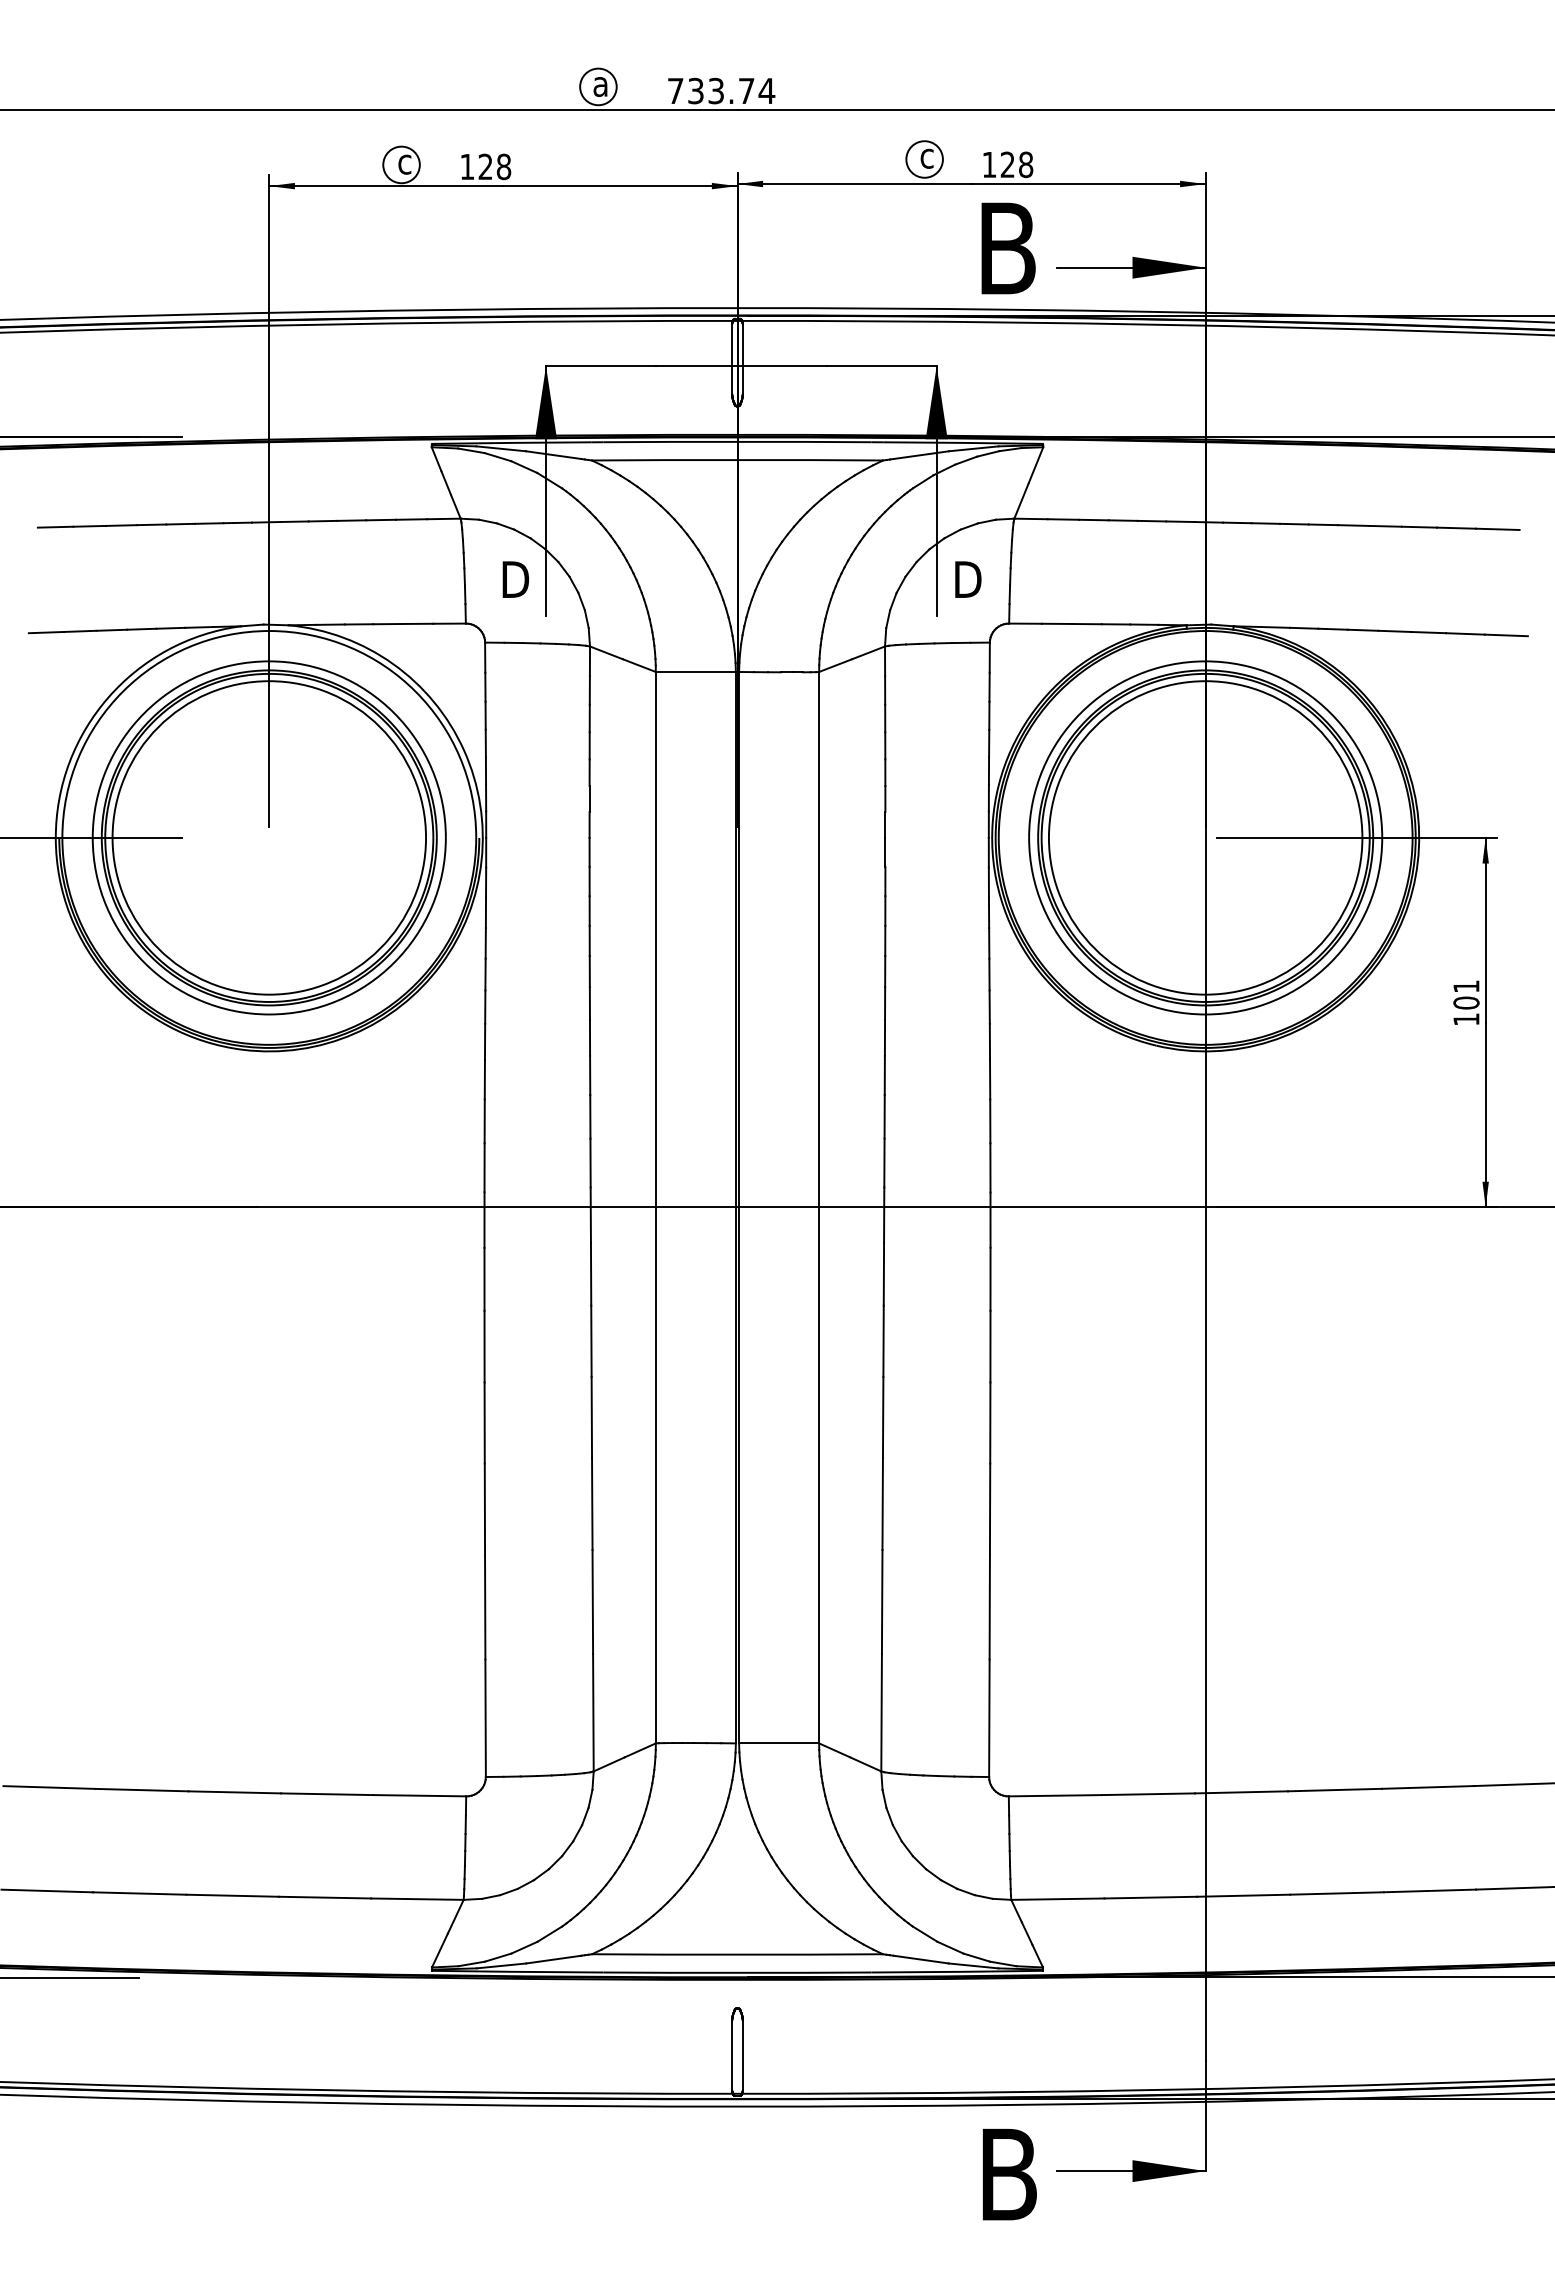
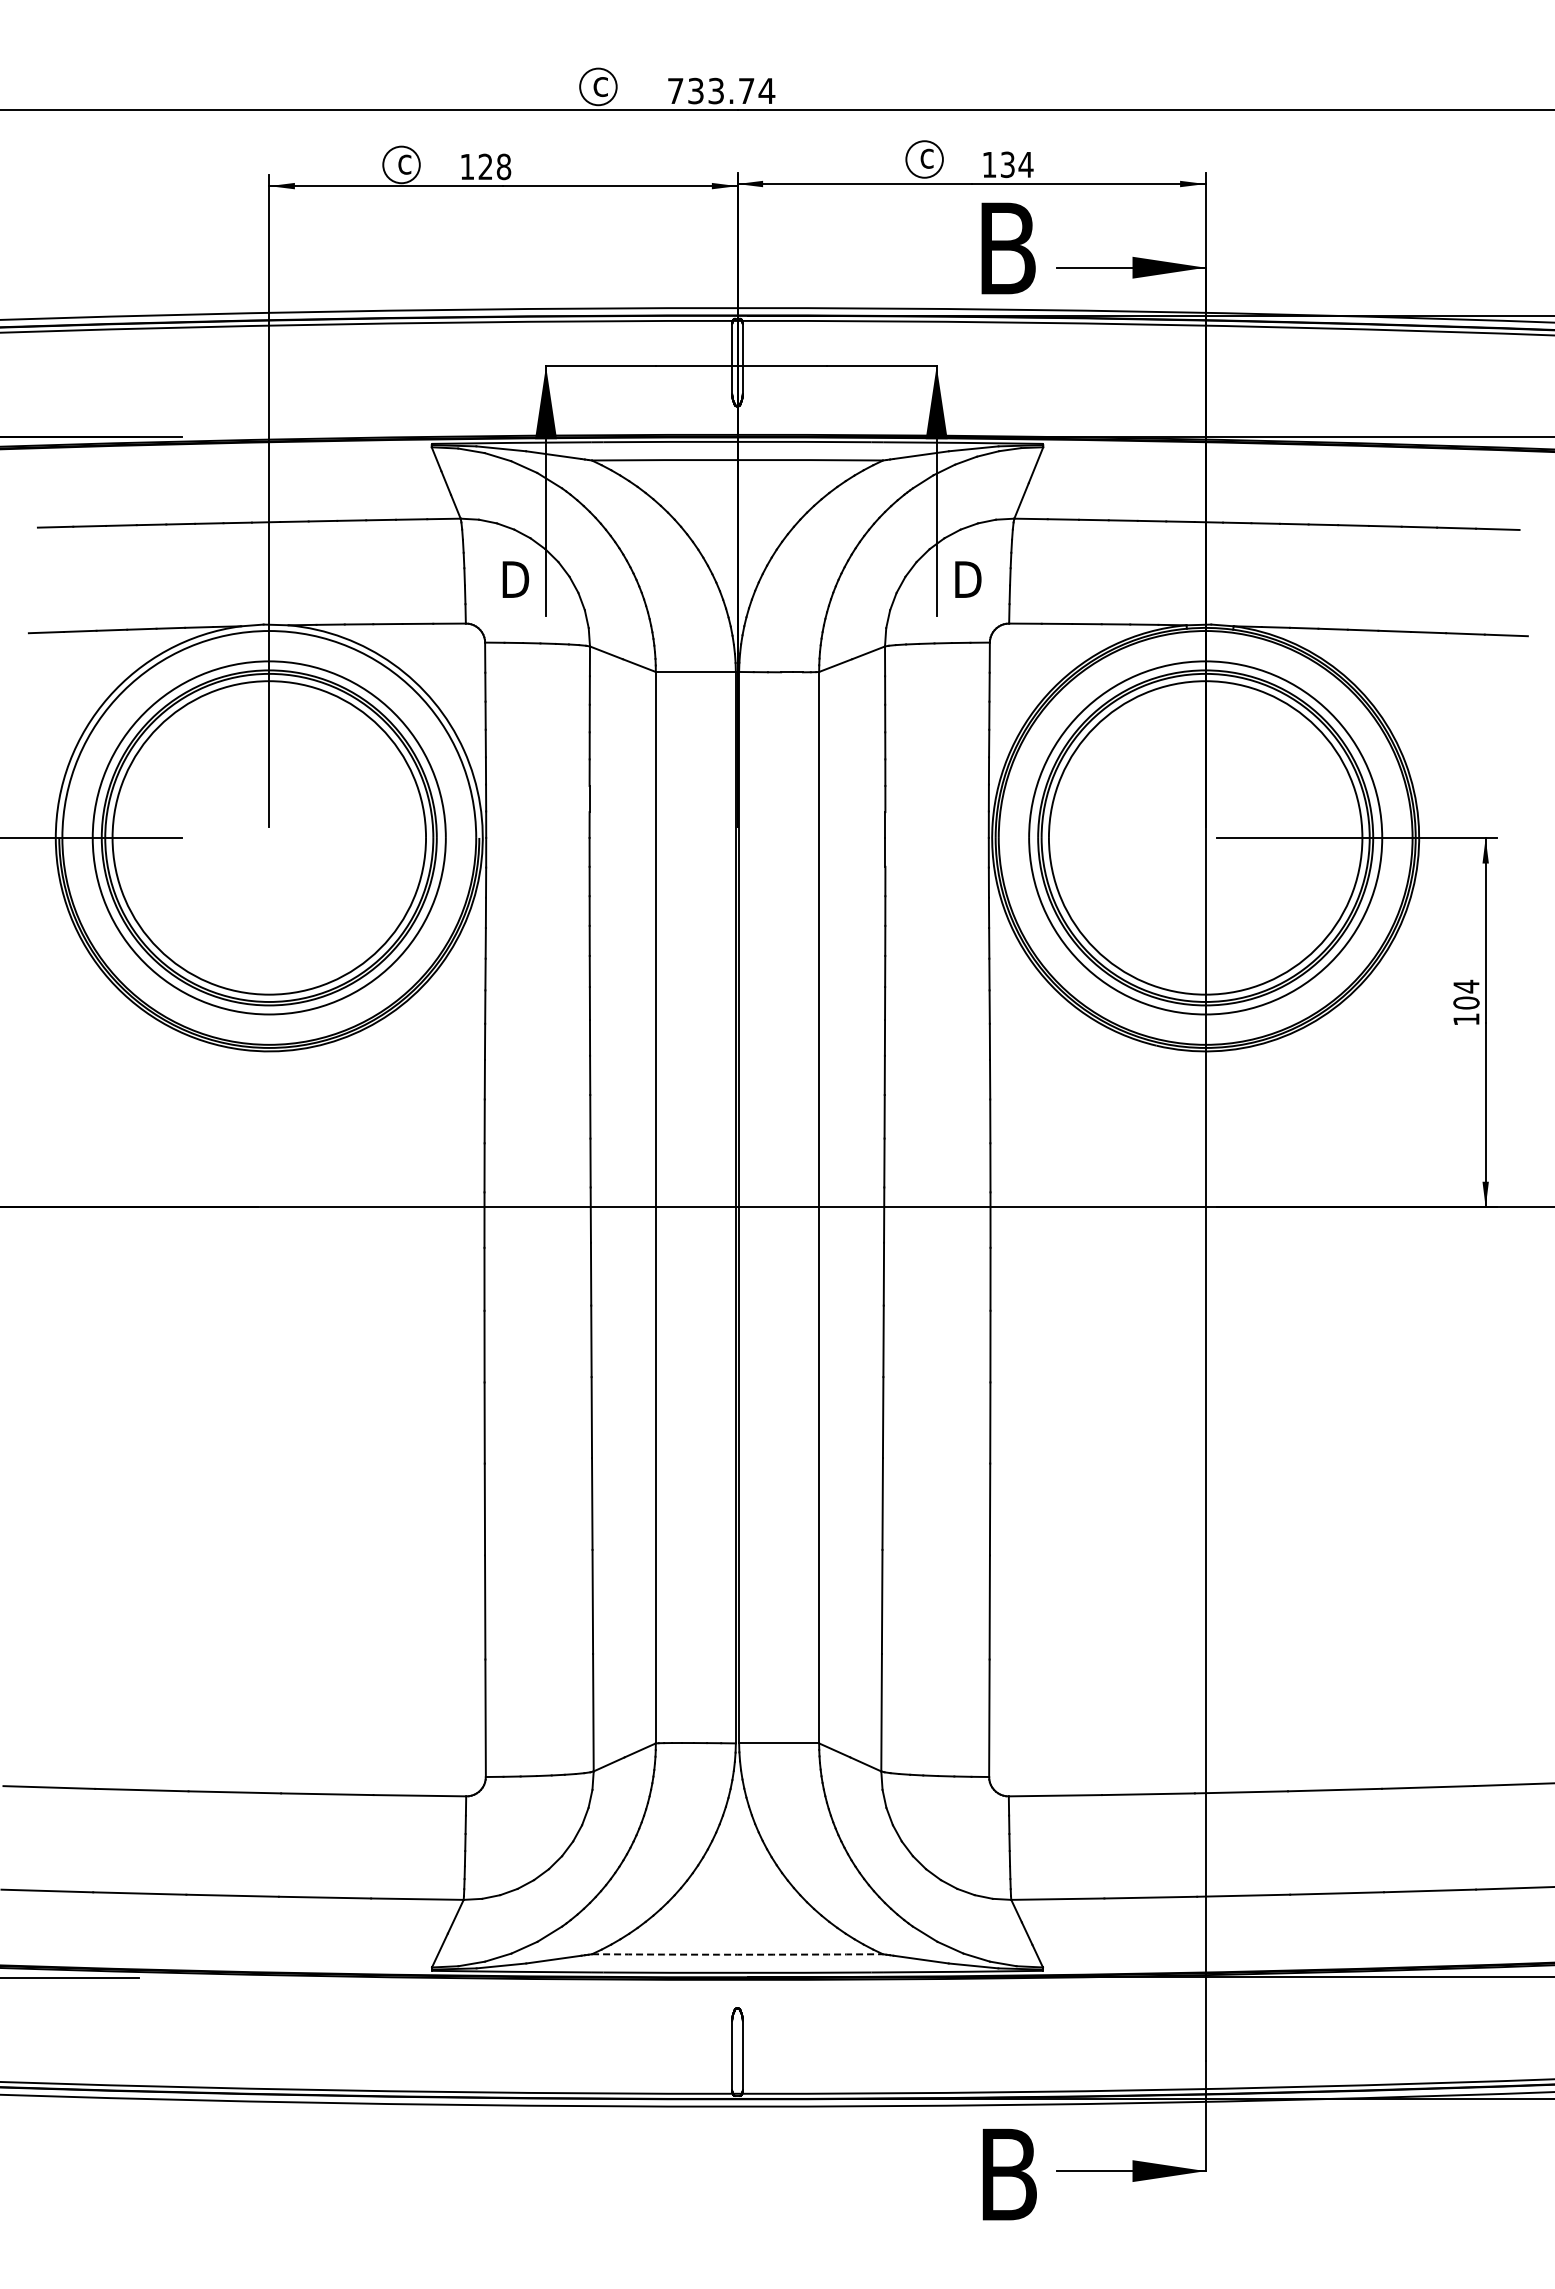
text: a -> c (600, 87)
text: 128 -> 134 (1016, 164)
text: 101 -> 104 (1466, 986)
arc: solid -> dashed (737, 1954)
